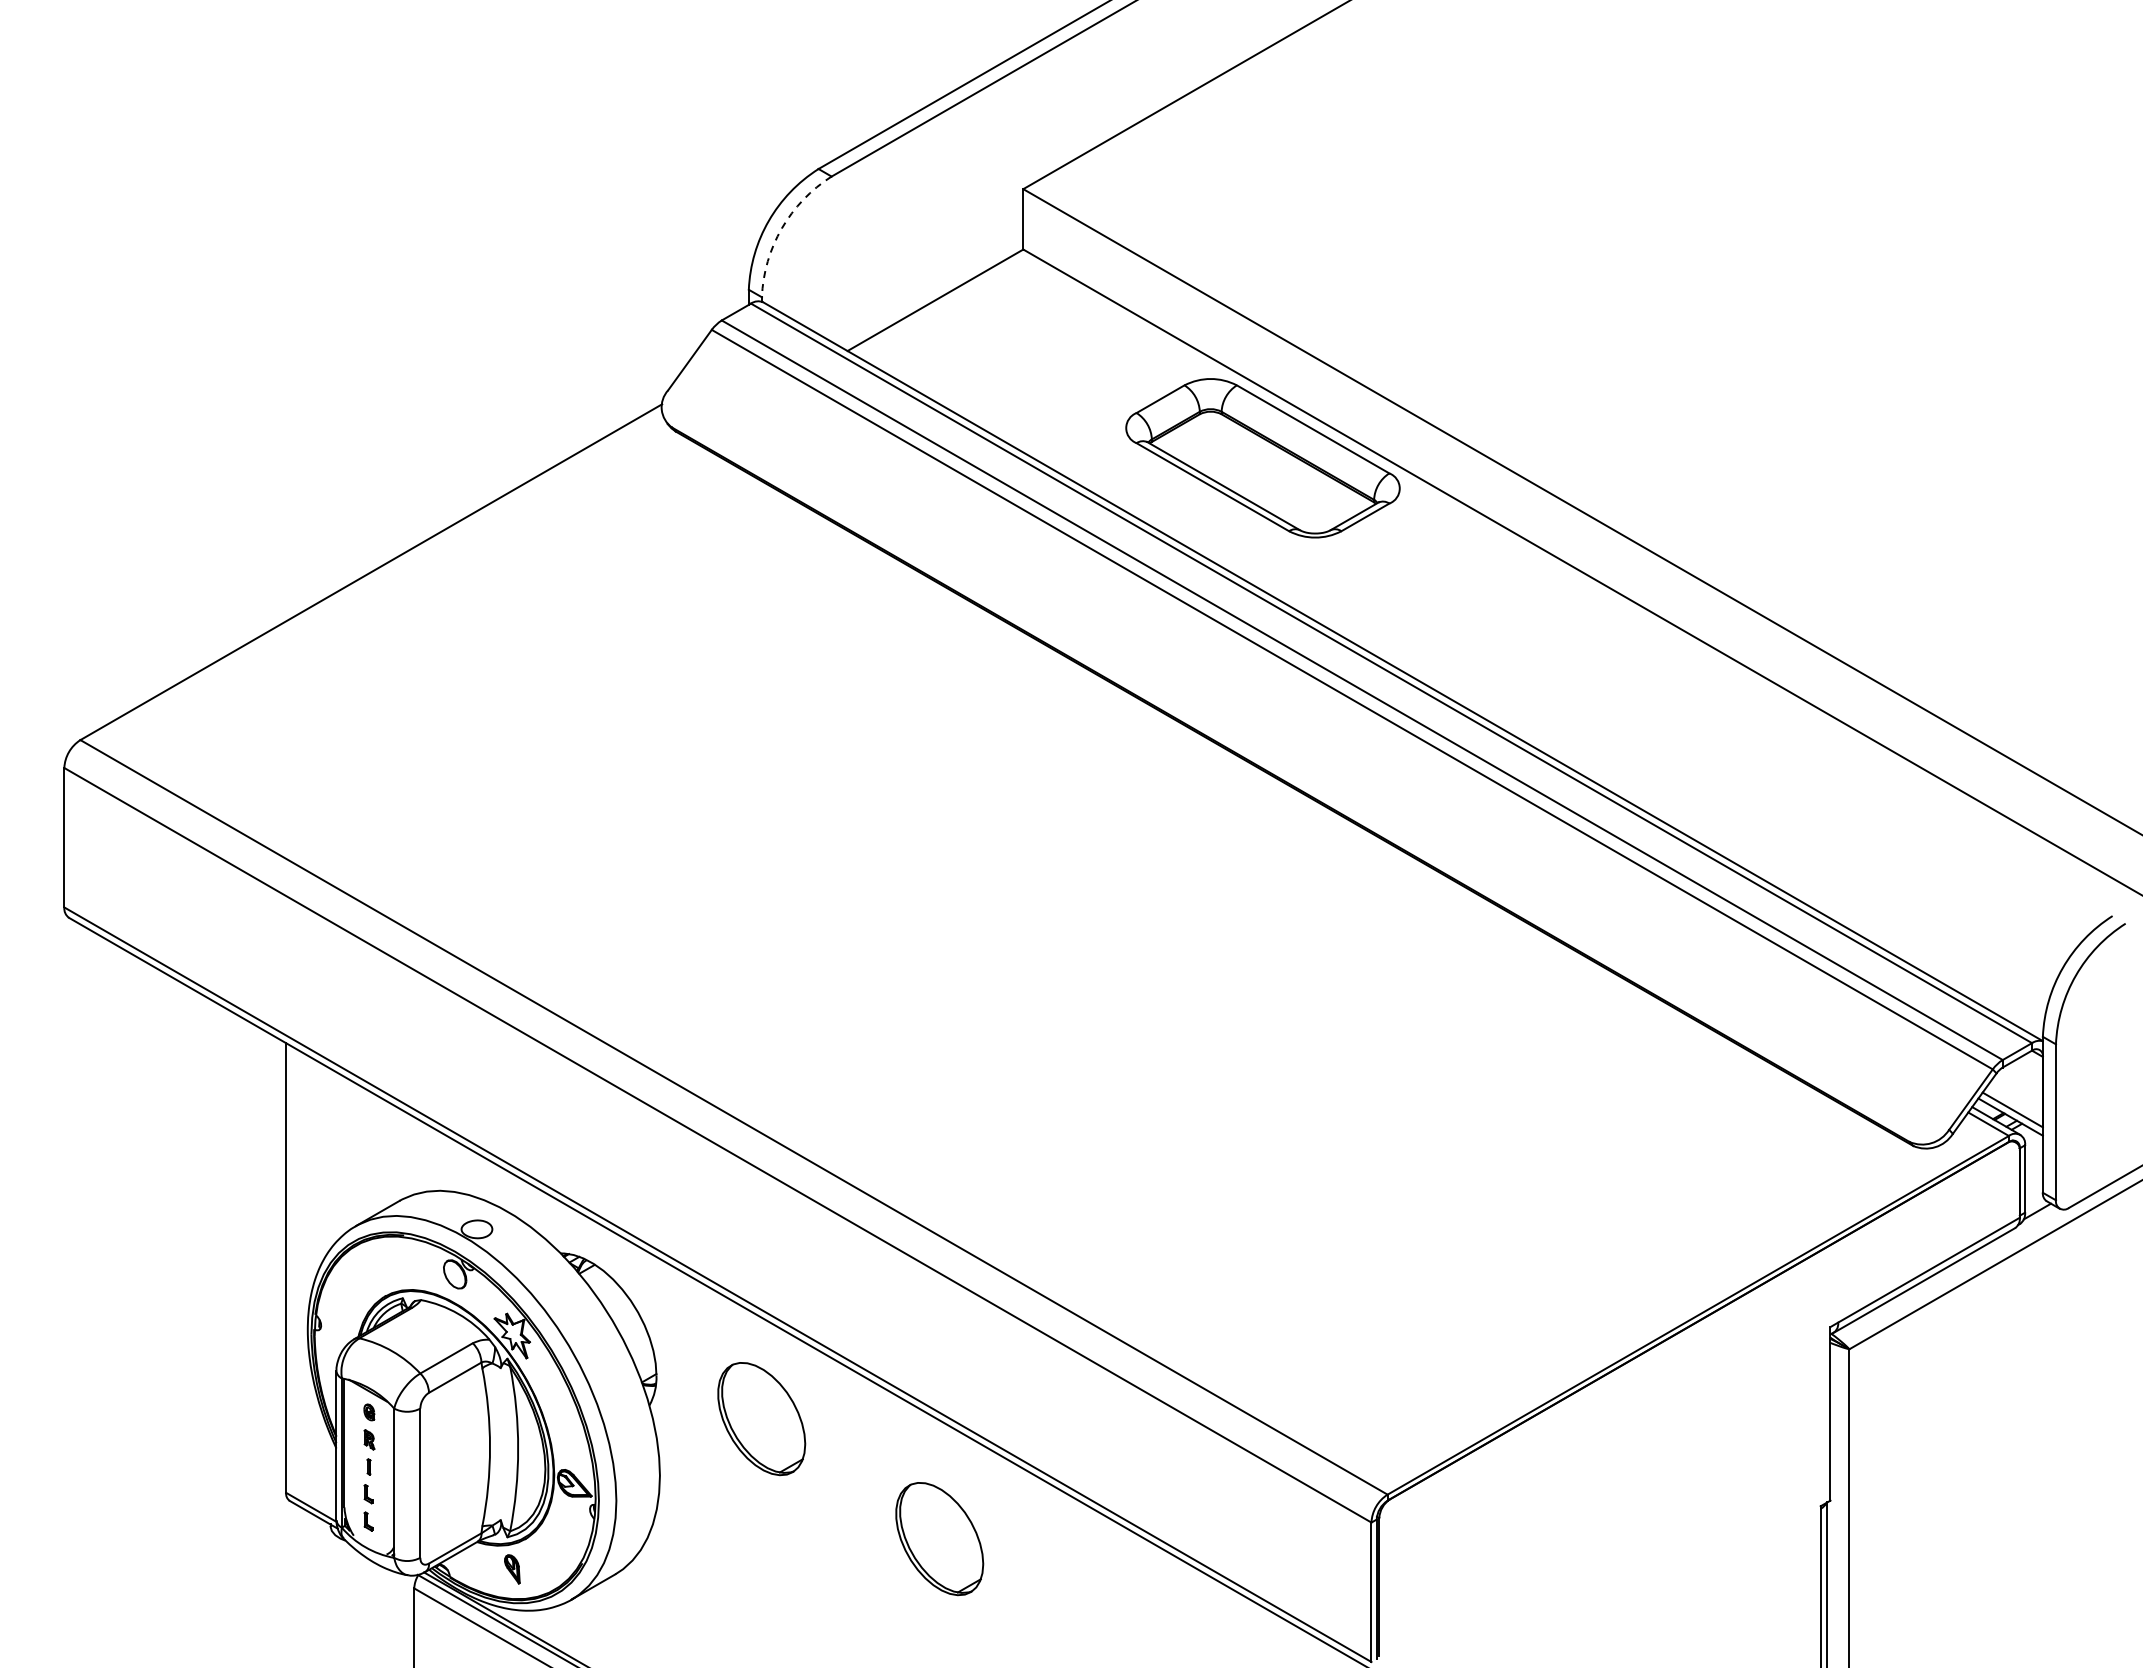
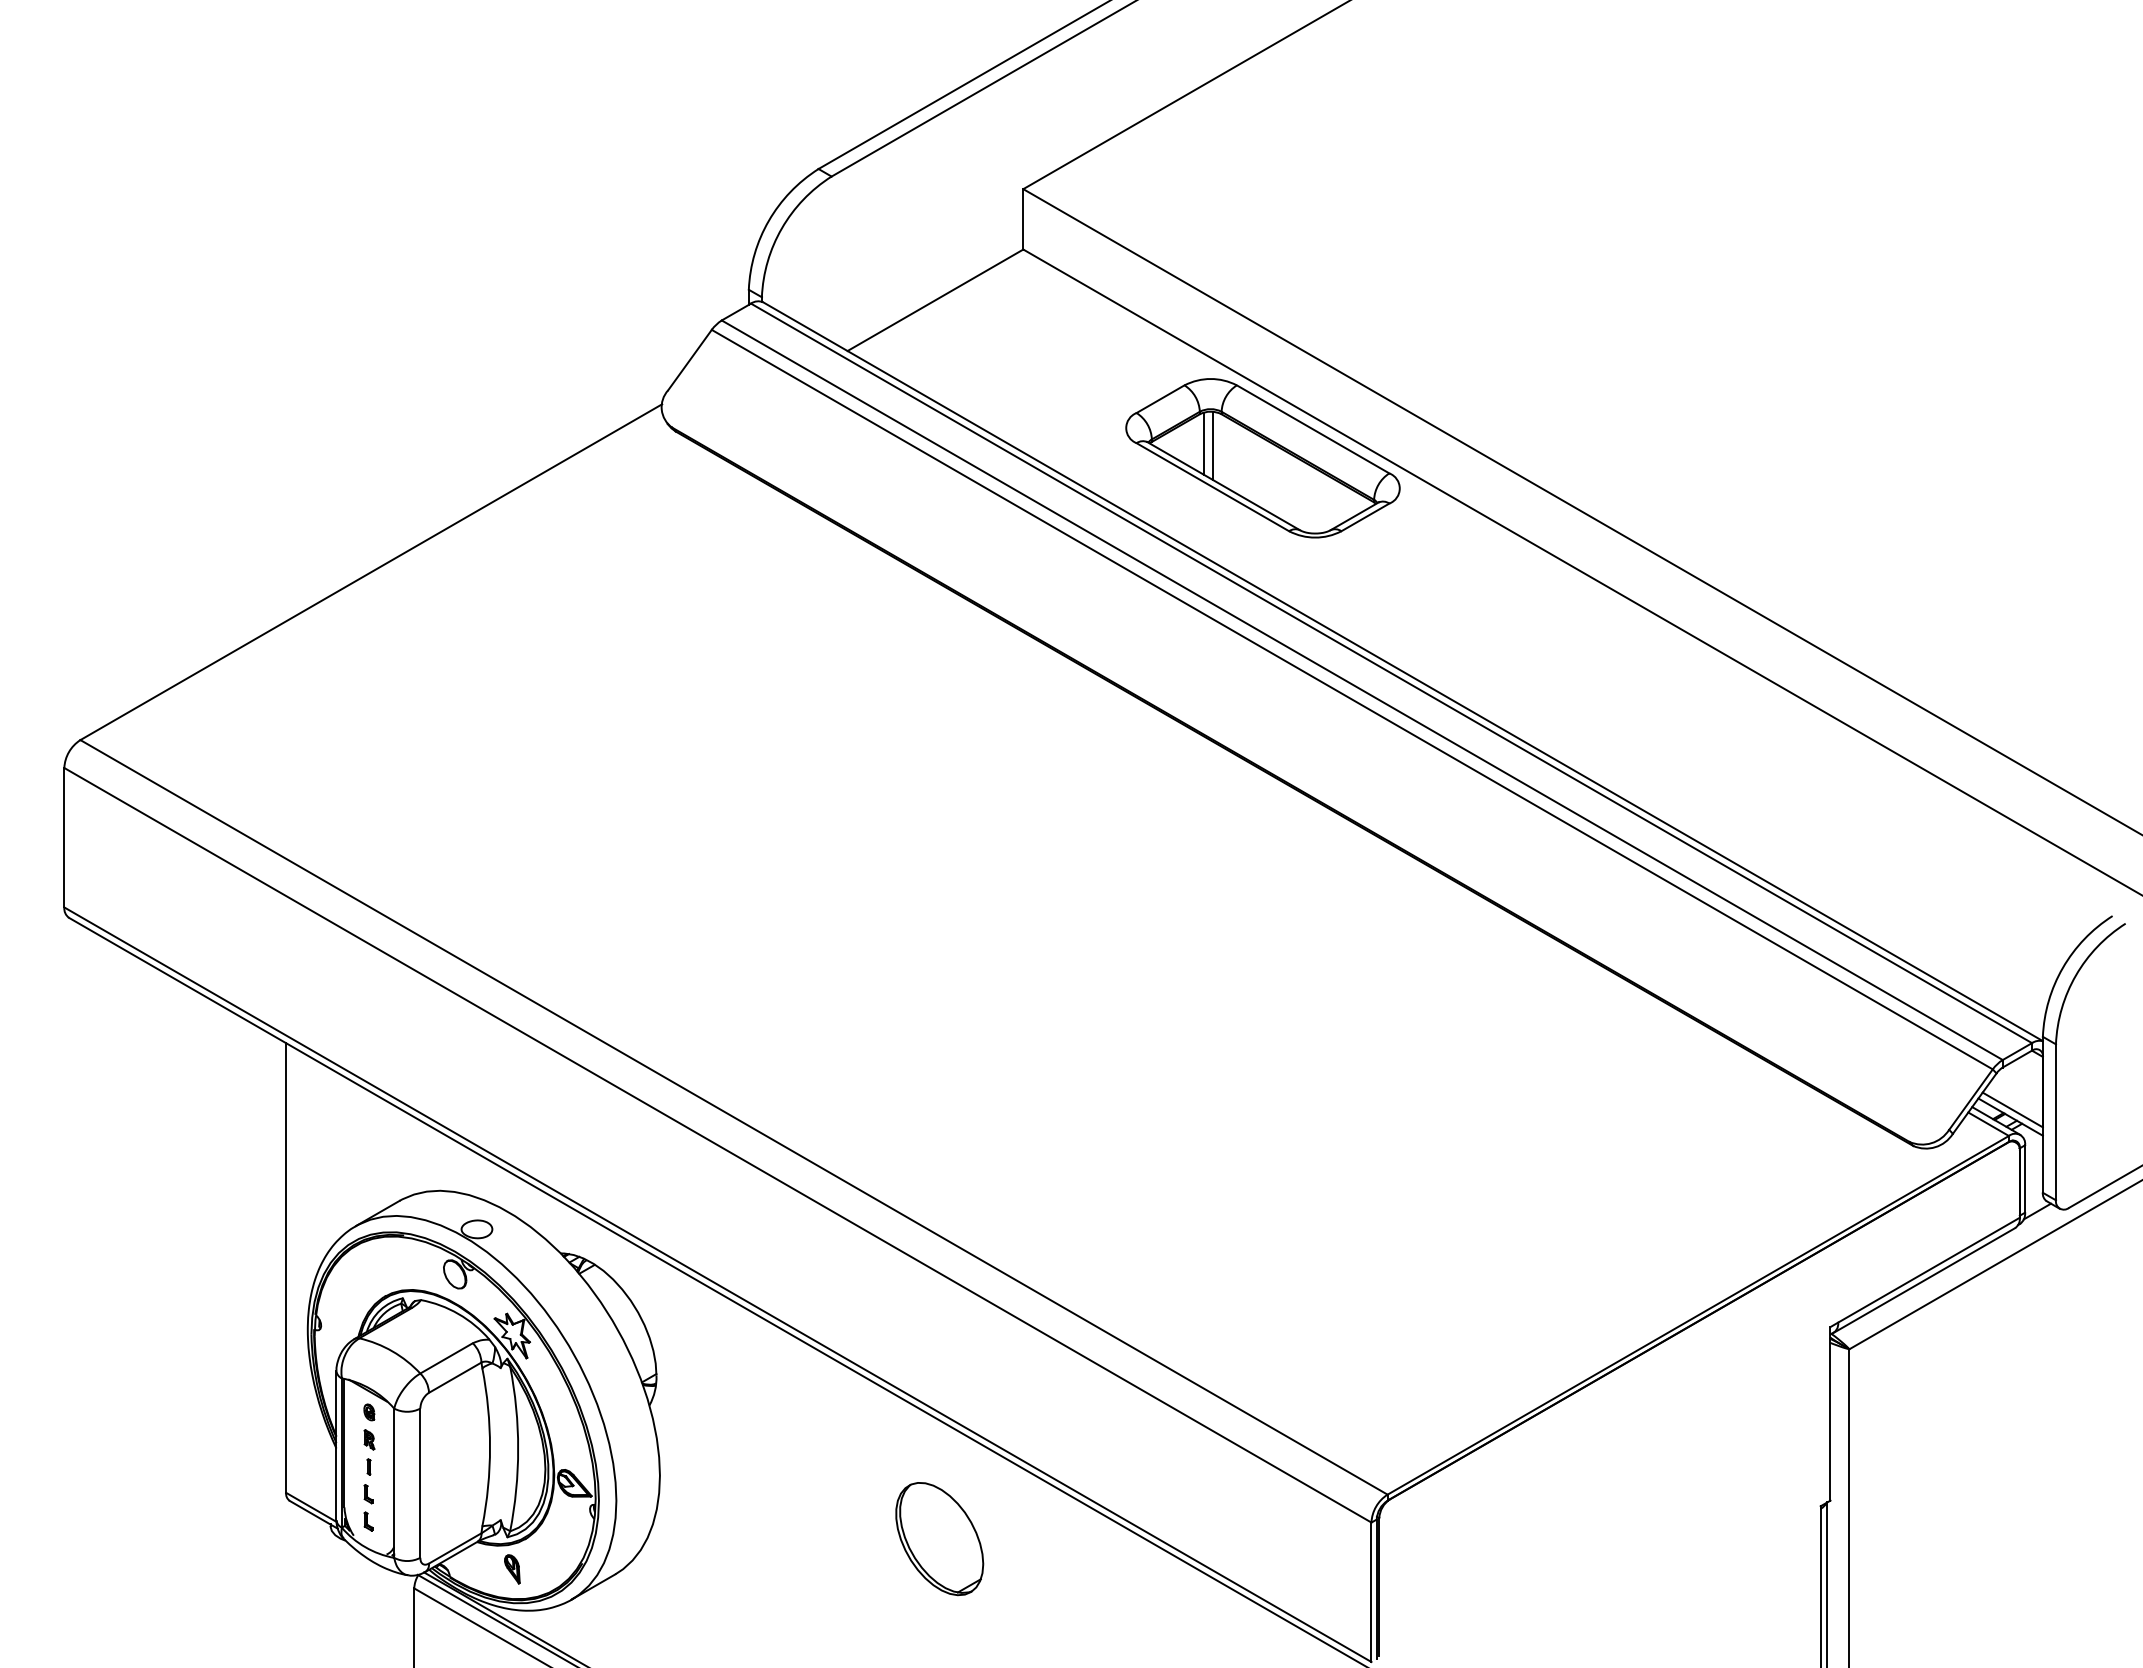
arc: dashed -> solid (781, 228)
line: none -> present (1204, 443)
line: none -> present (1212, 445)
part: present -> none (761, 1419)
